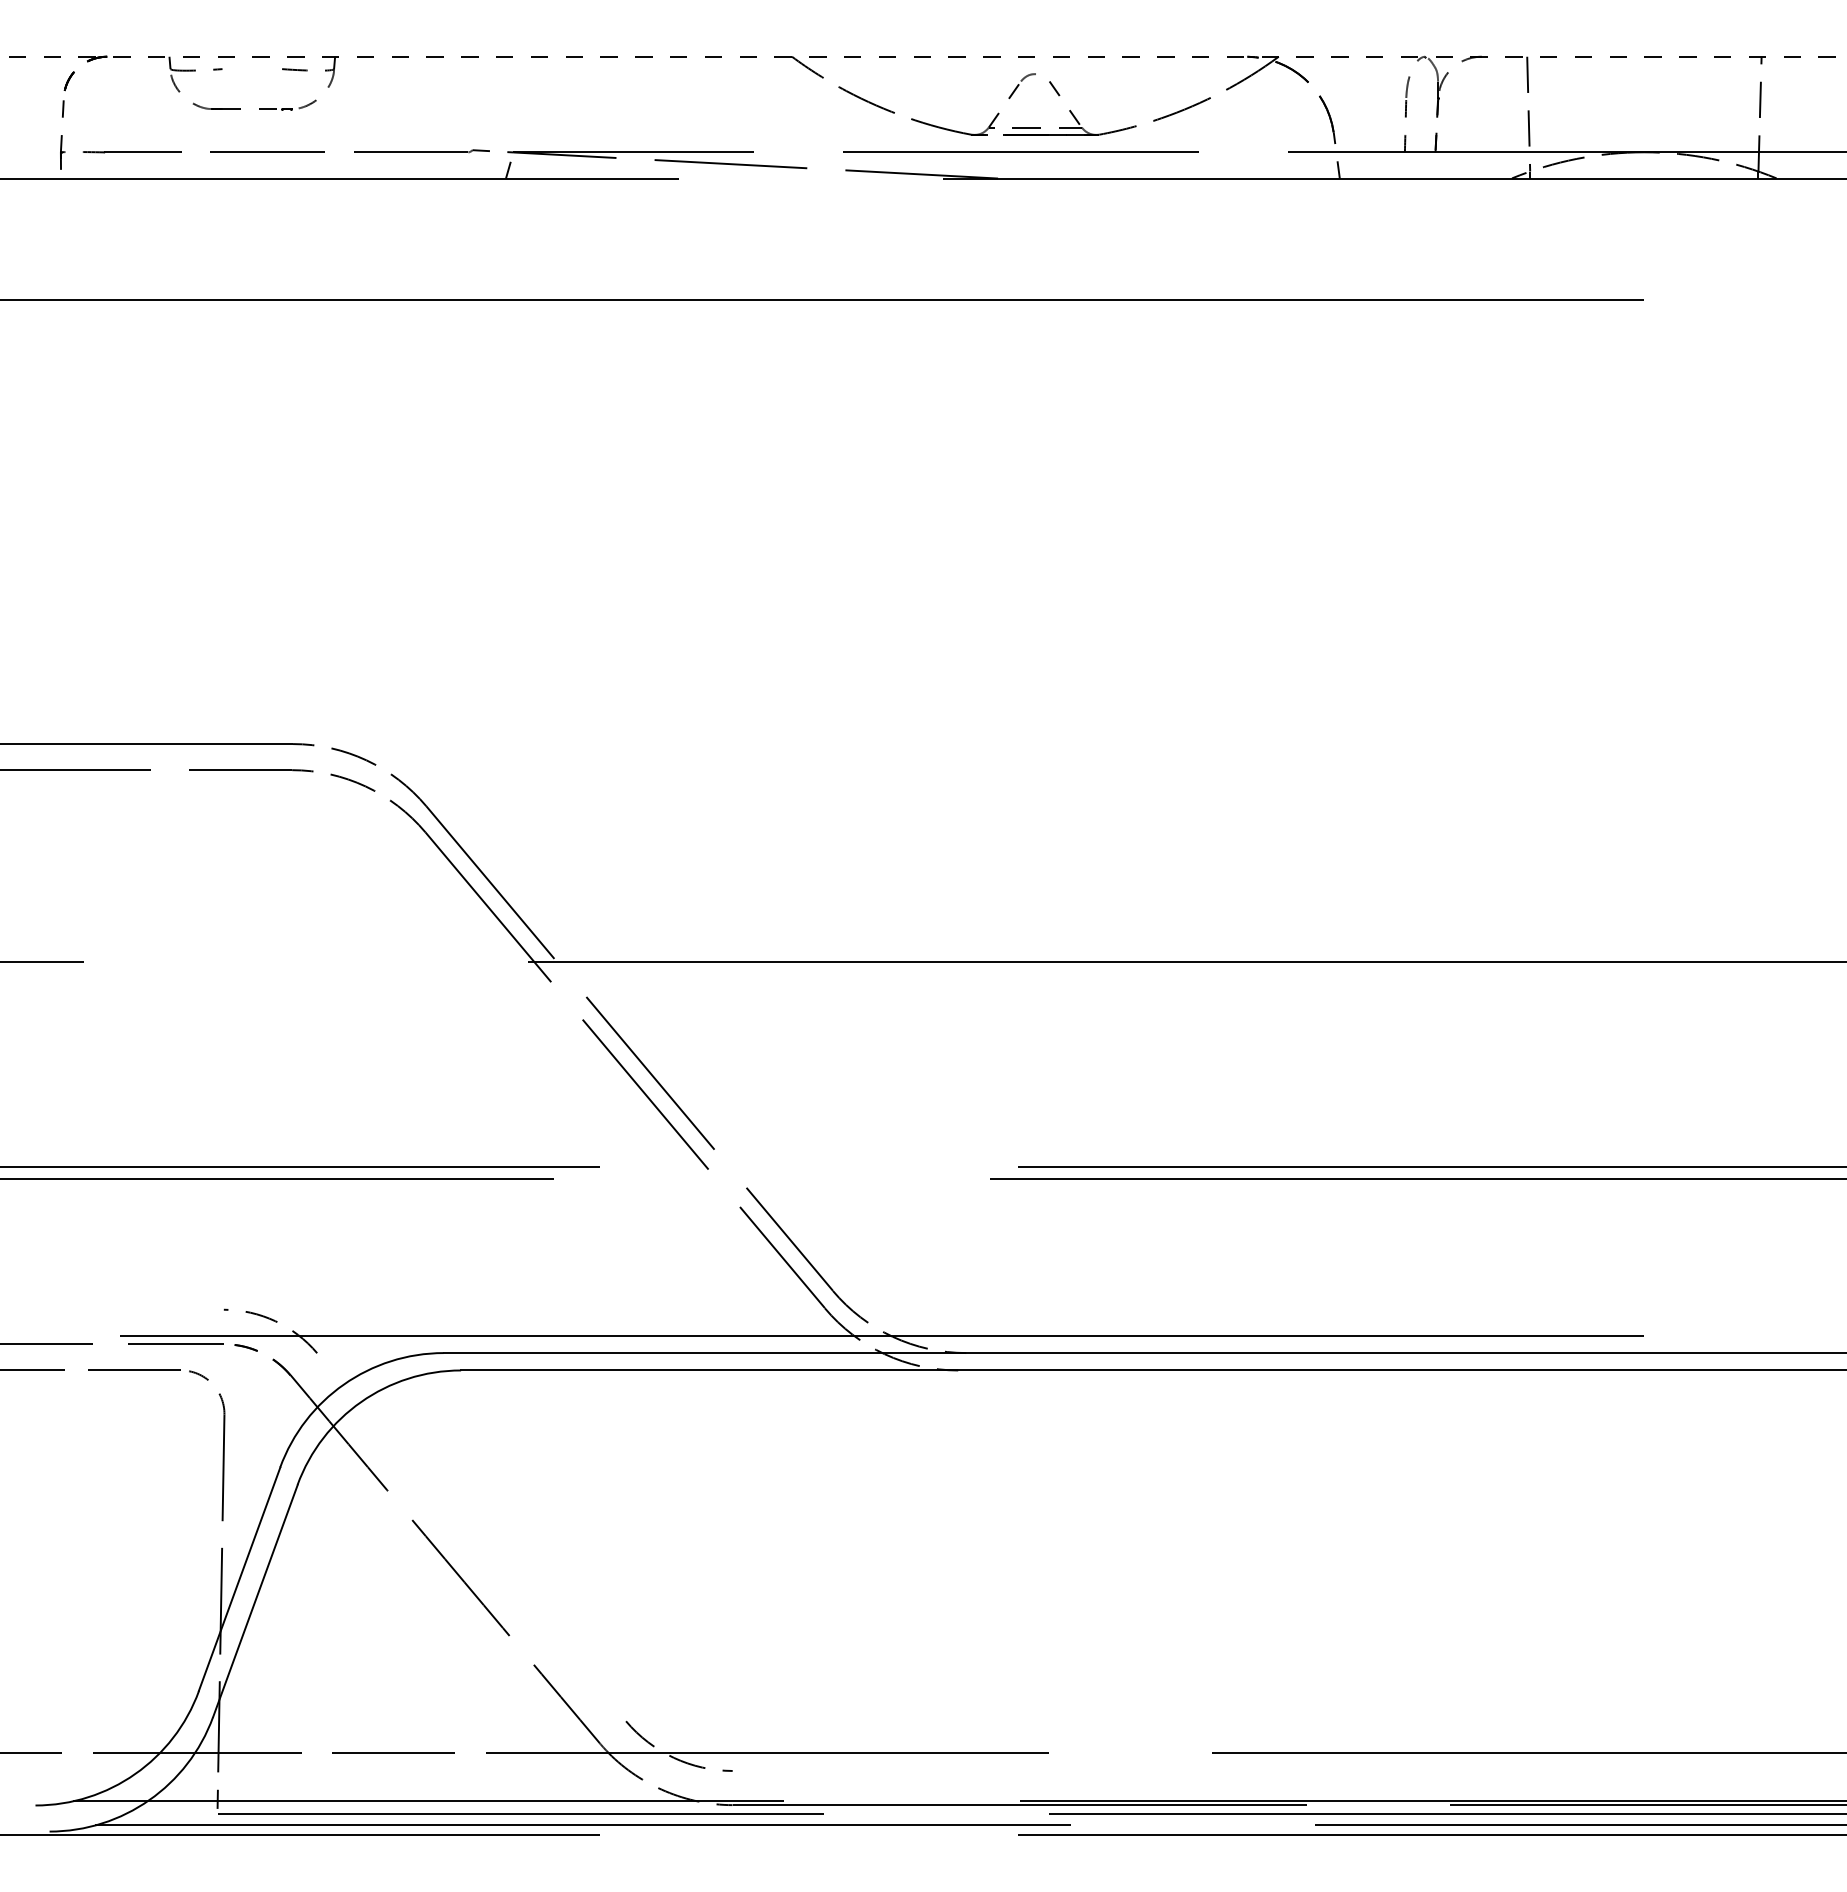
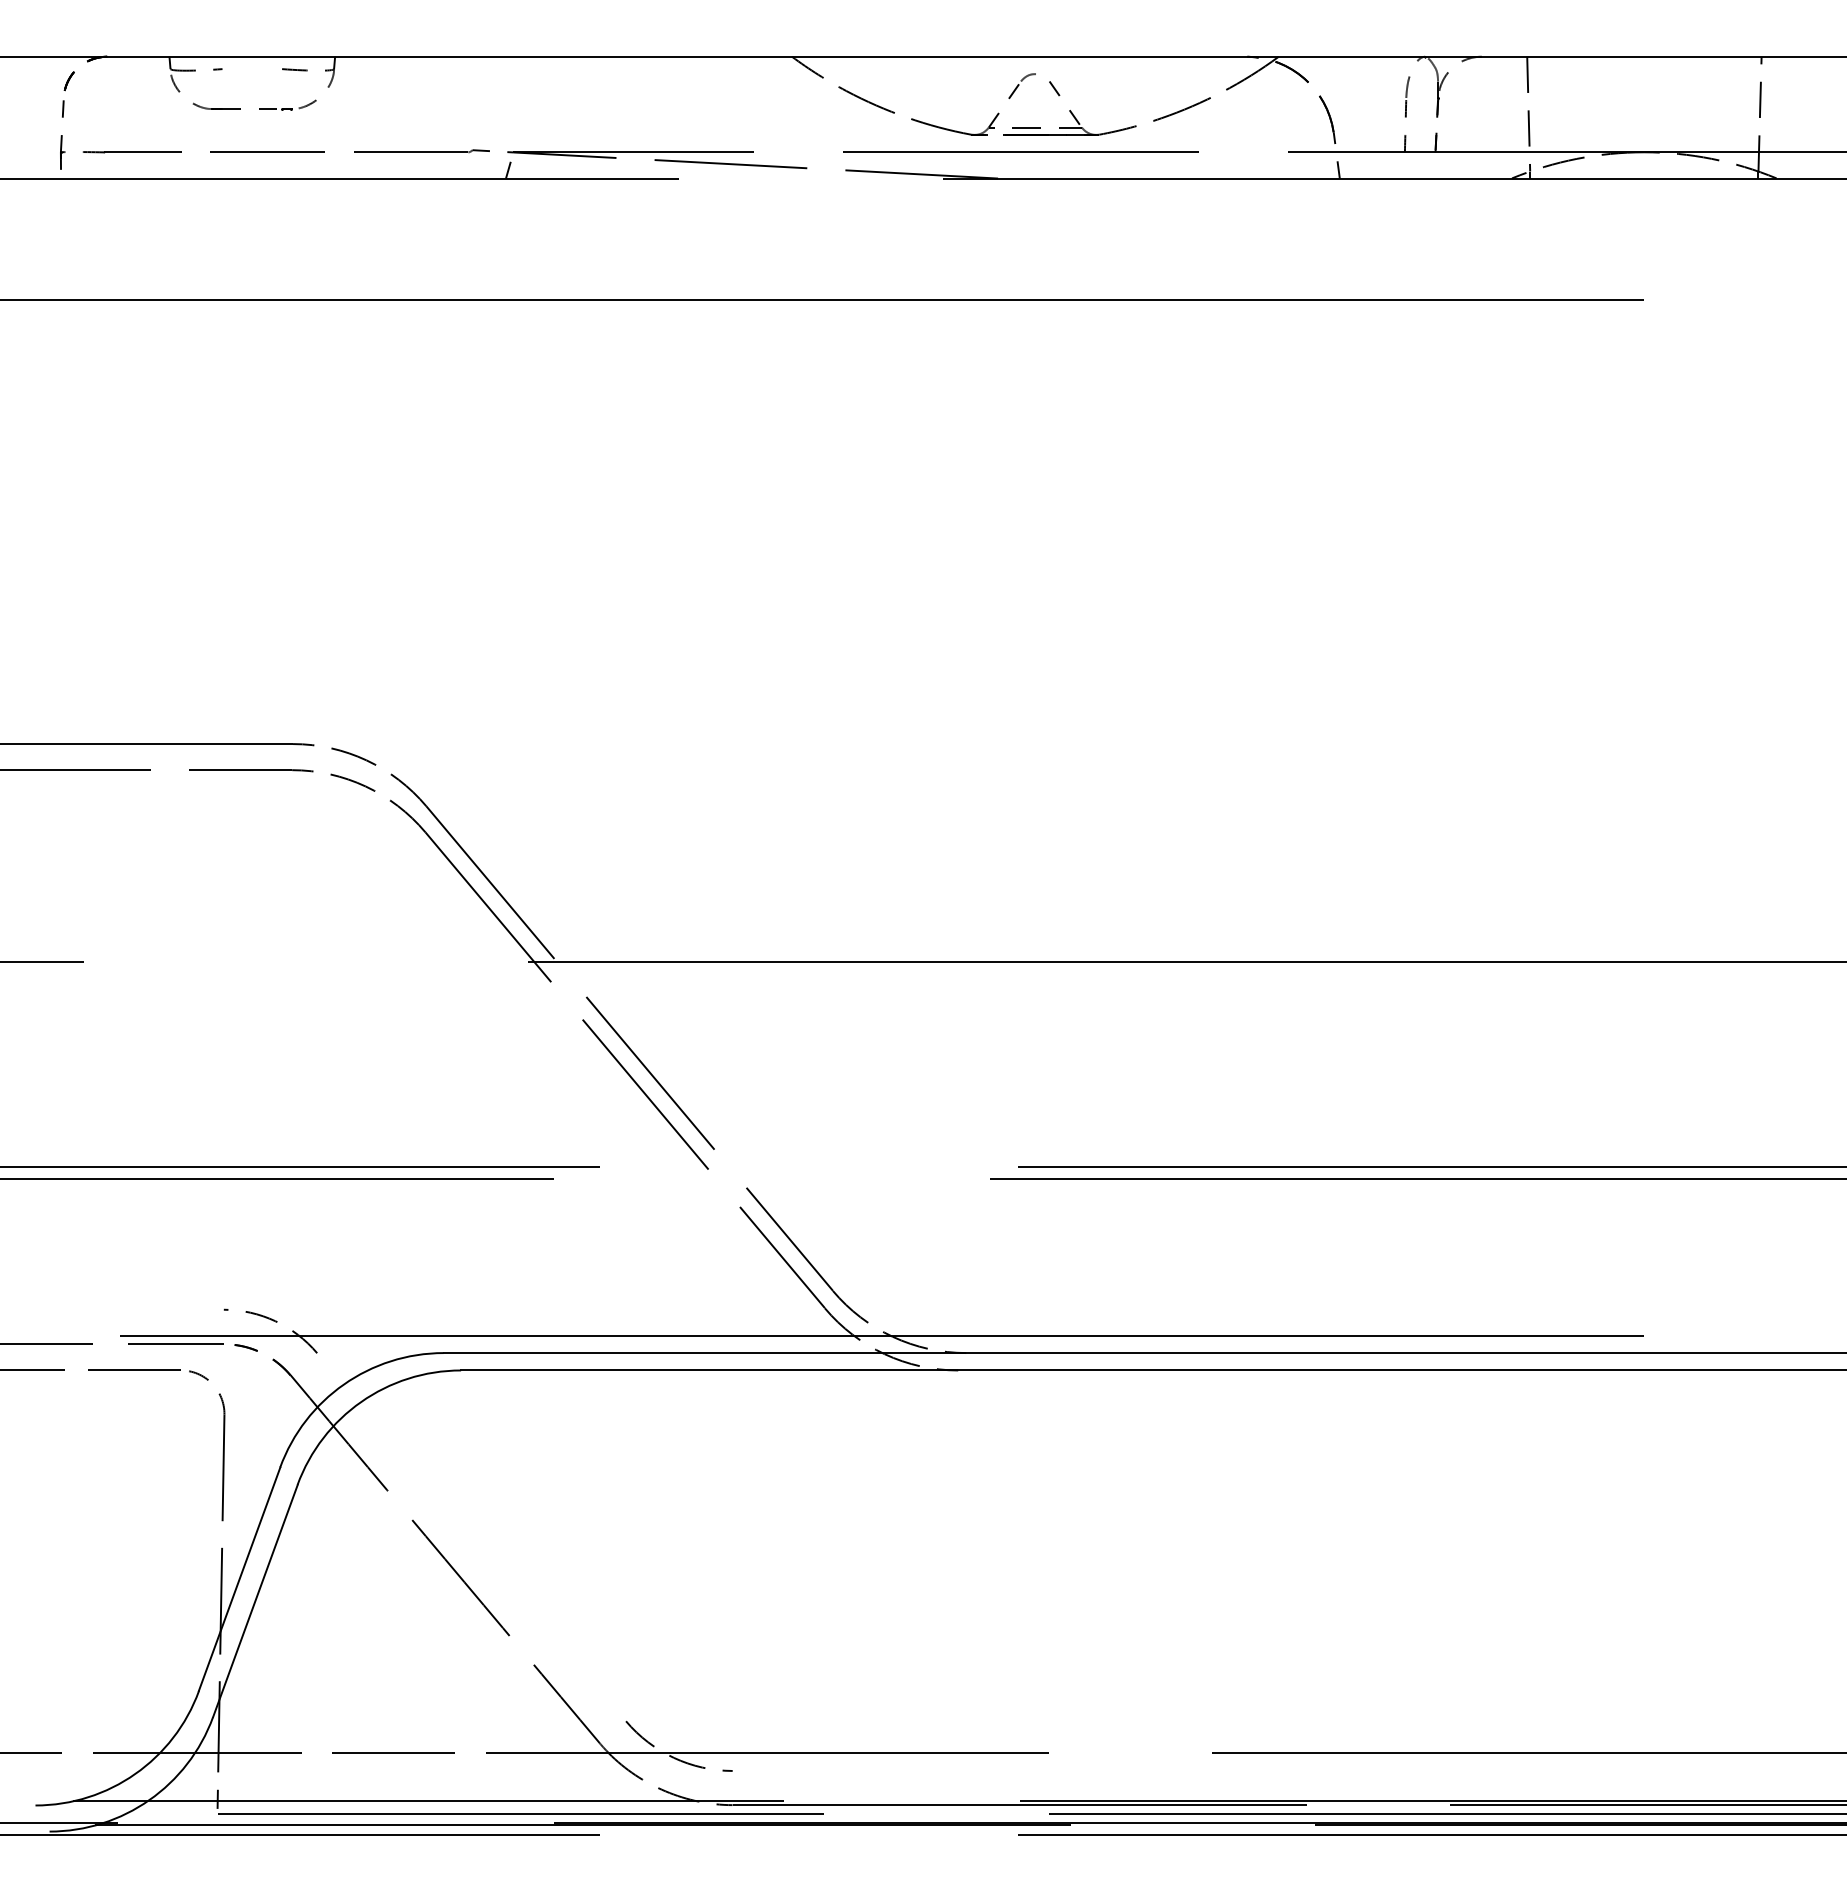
line: dashed -> solid (923, 56)
line: none -> present (922, 1822)
